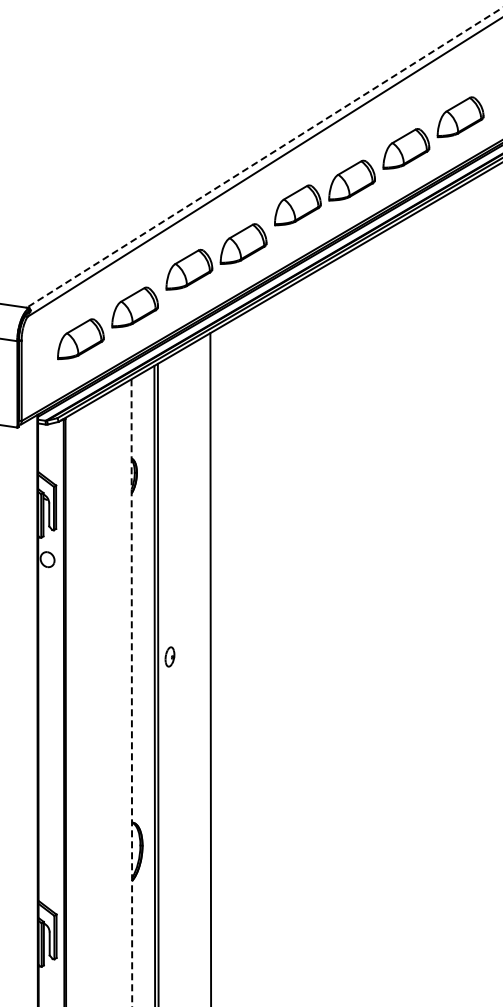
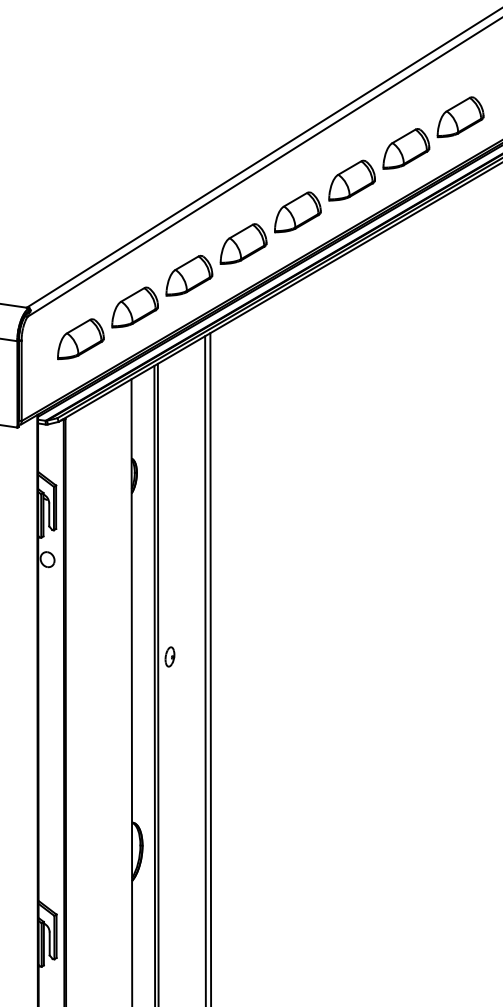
line: dashed -> solid (264, 157)
part position: (297, 205) -> (297, 212) (297, 212)
part position: (189, 269) -> (189, 275) (189, 275)
line: none -> present (205, 669)
line: dashed -> solid (131, 693)
